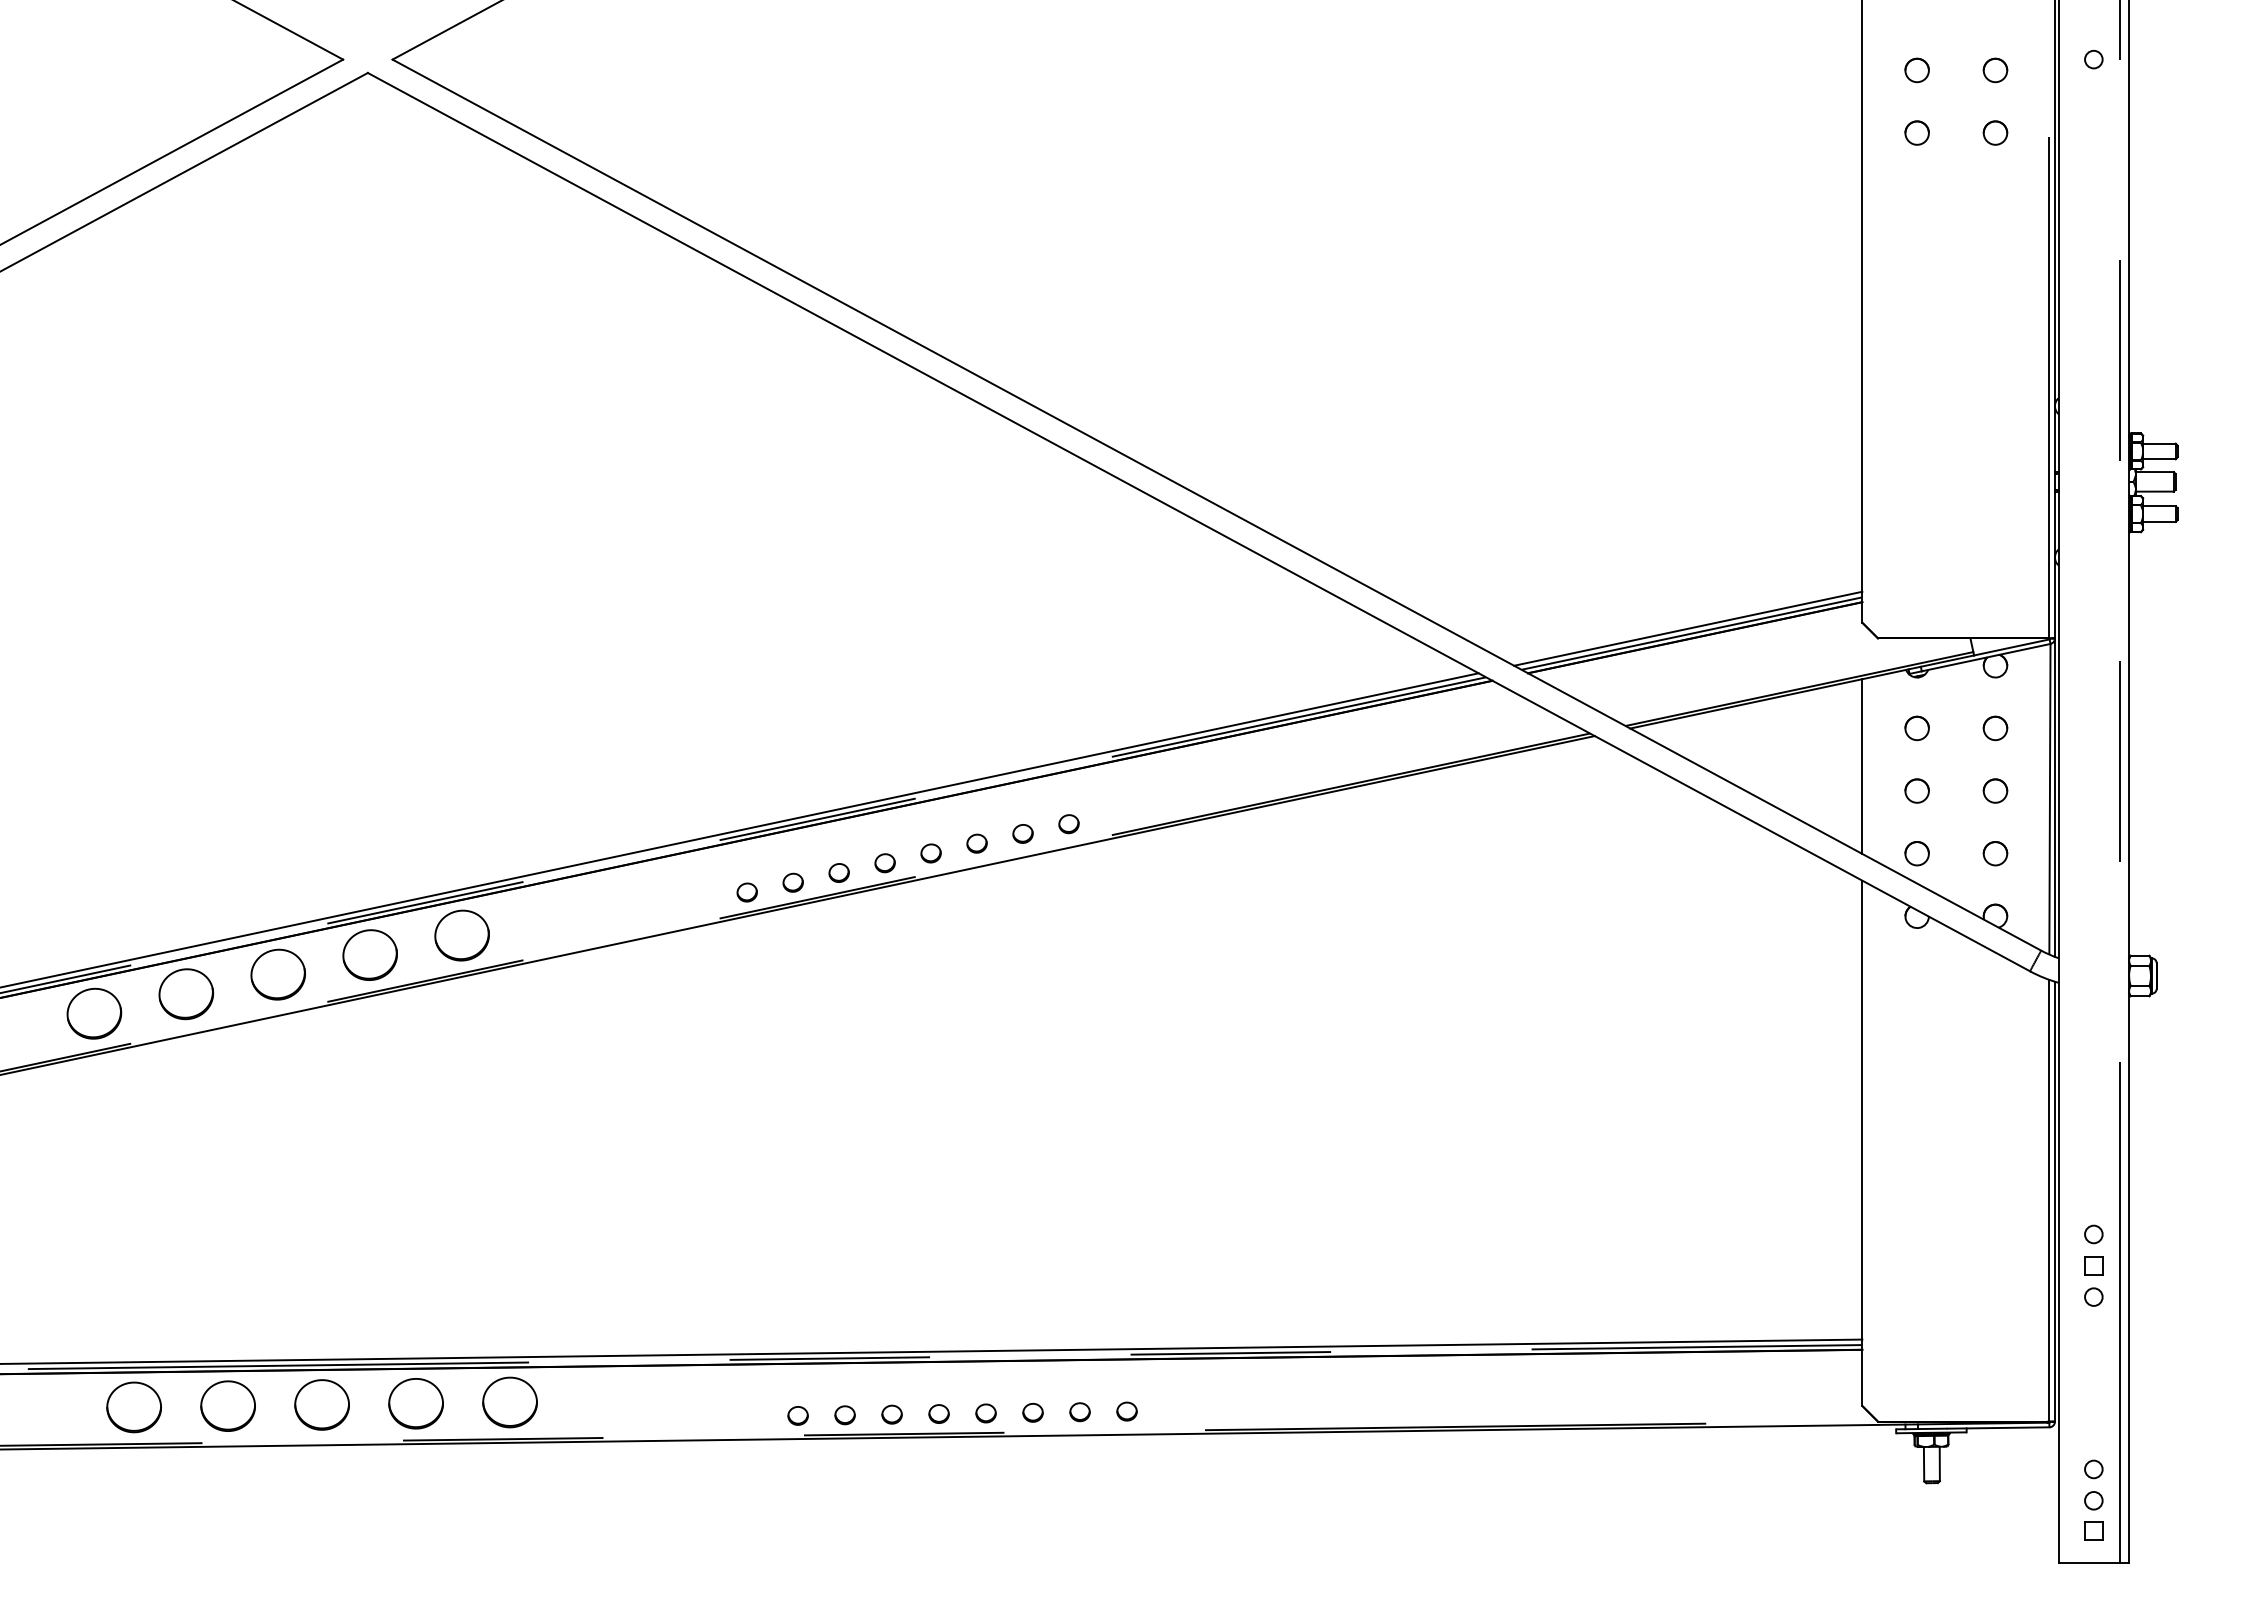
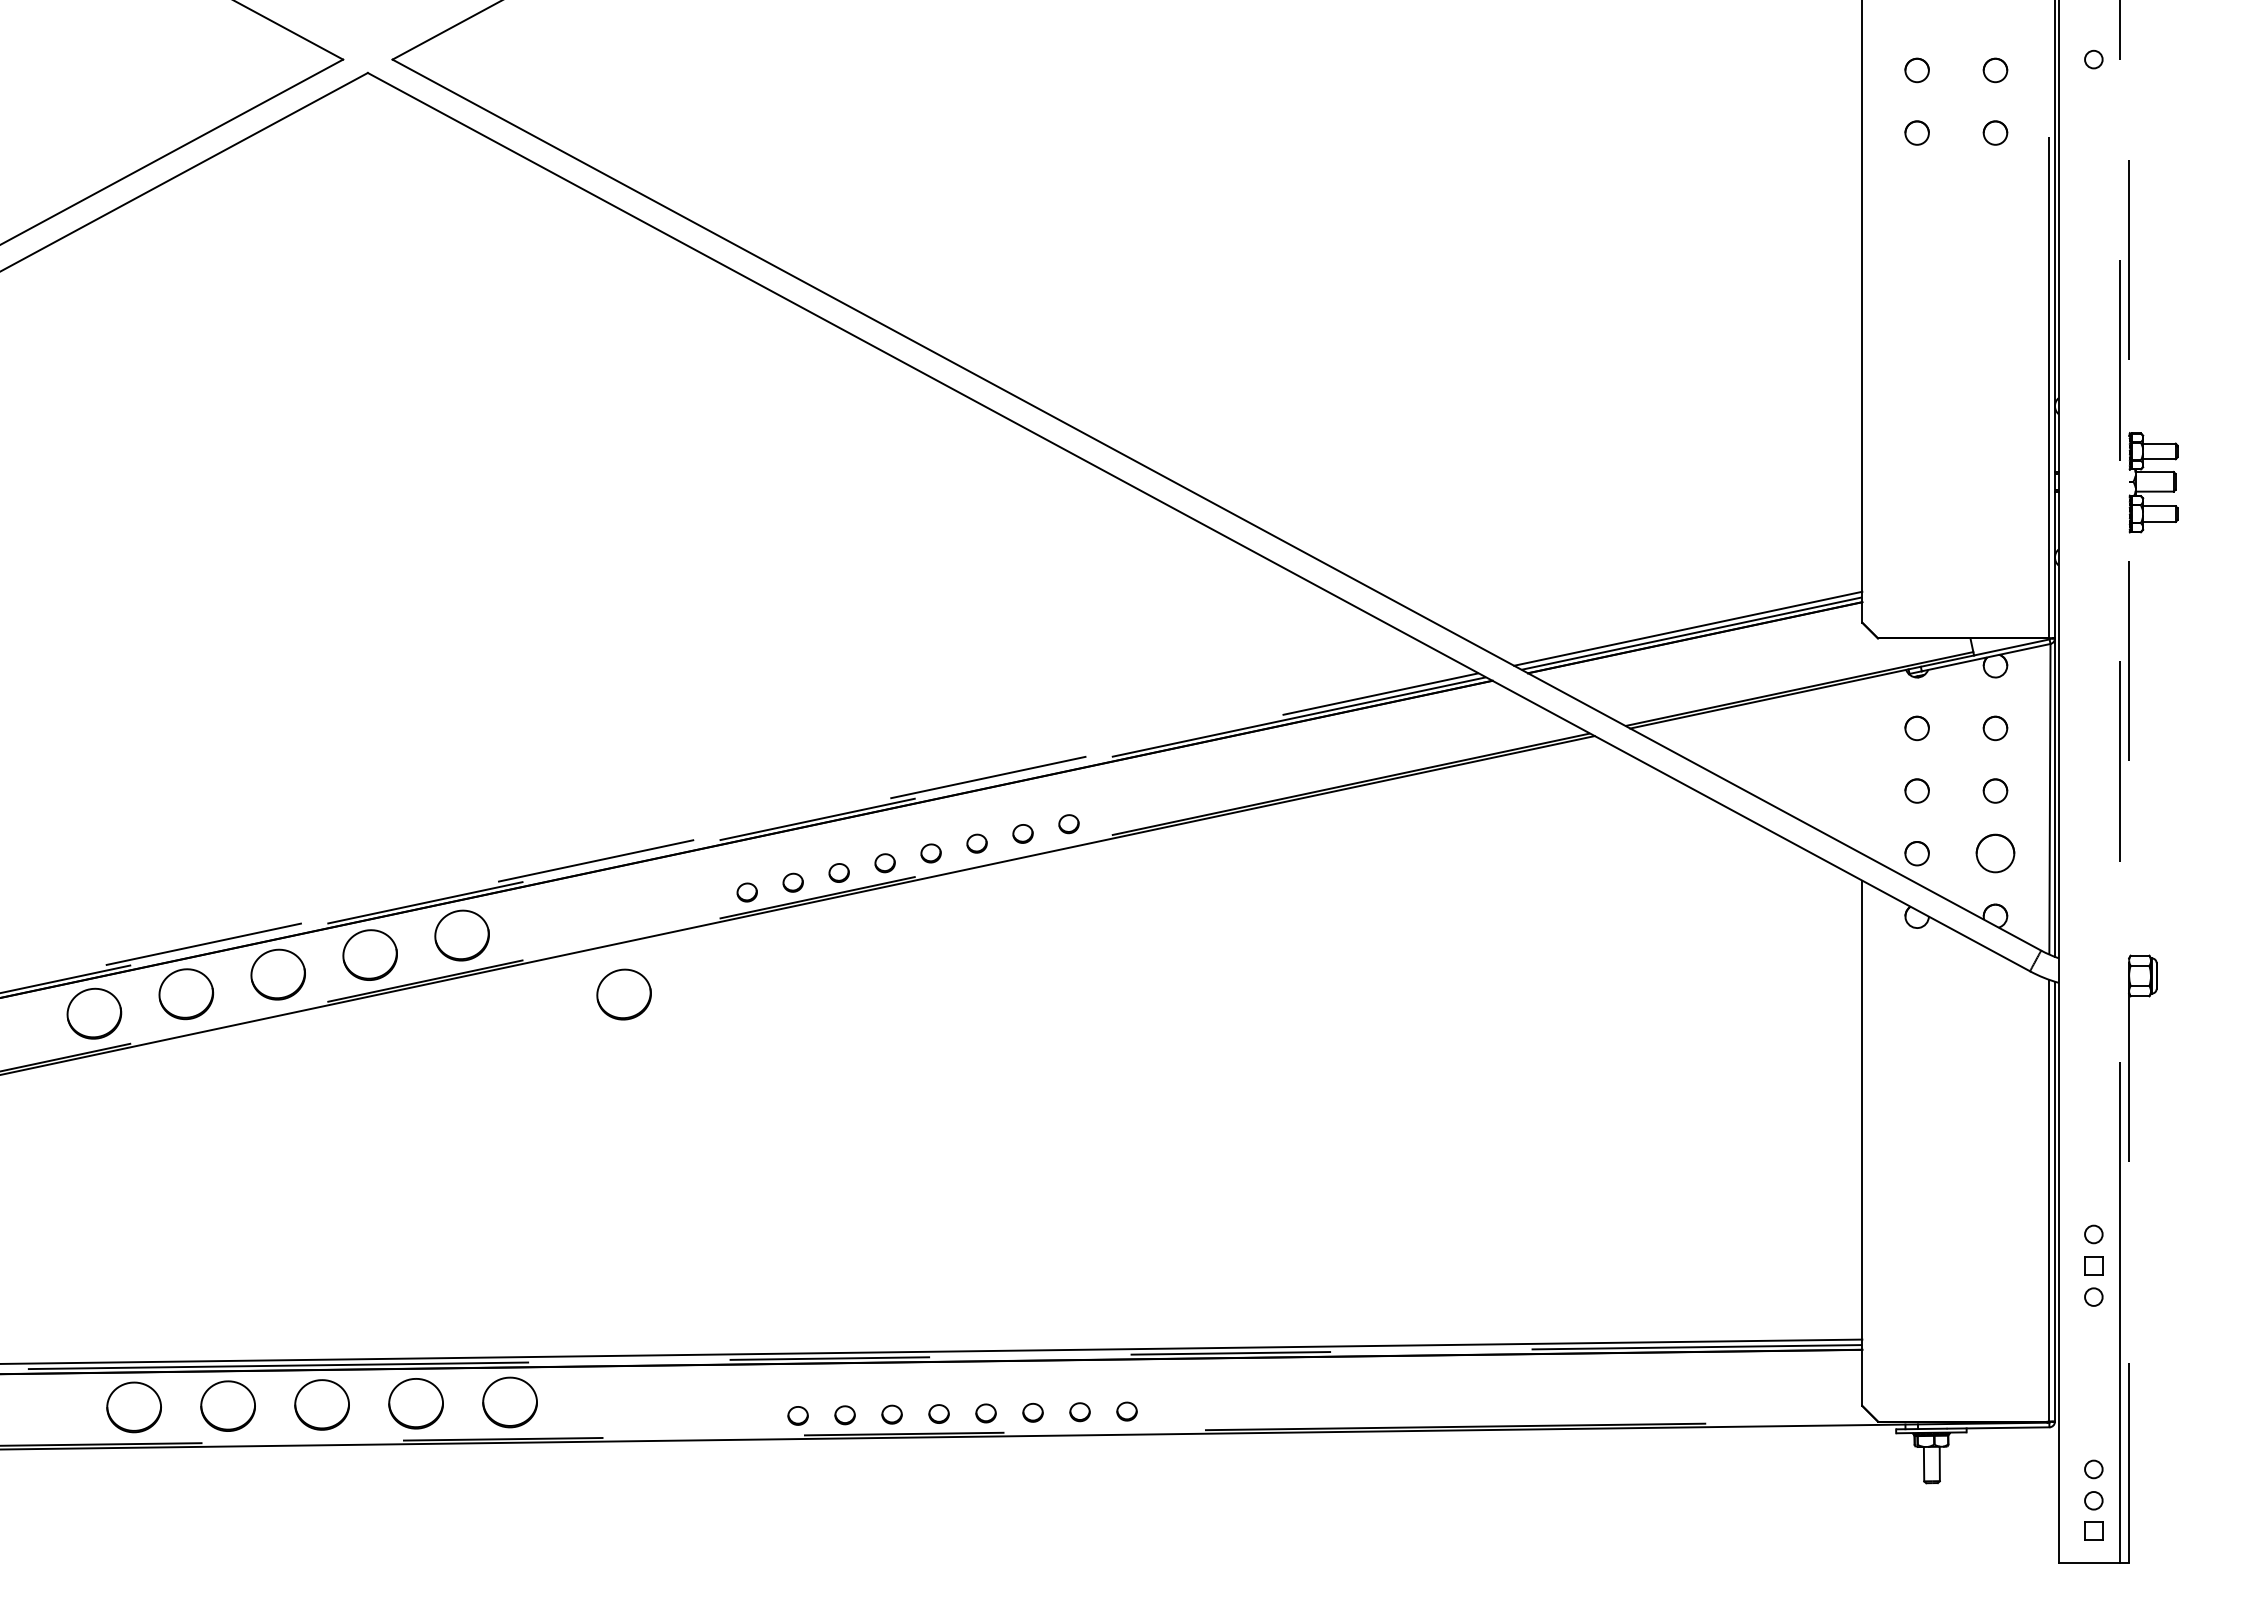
line: present -> none (1862, 766)
line: solid -> dashed (2129, 781)
line: solid -> dashed (739, 830)
part size: 27x26 px -> 41x41 px (1995, 853)
part: none -> present (623, 994)
